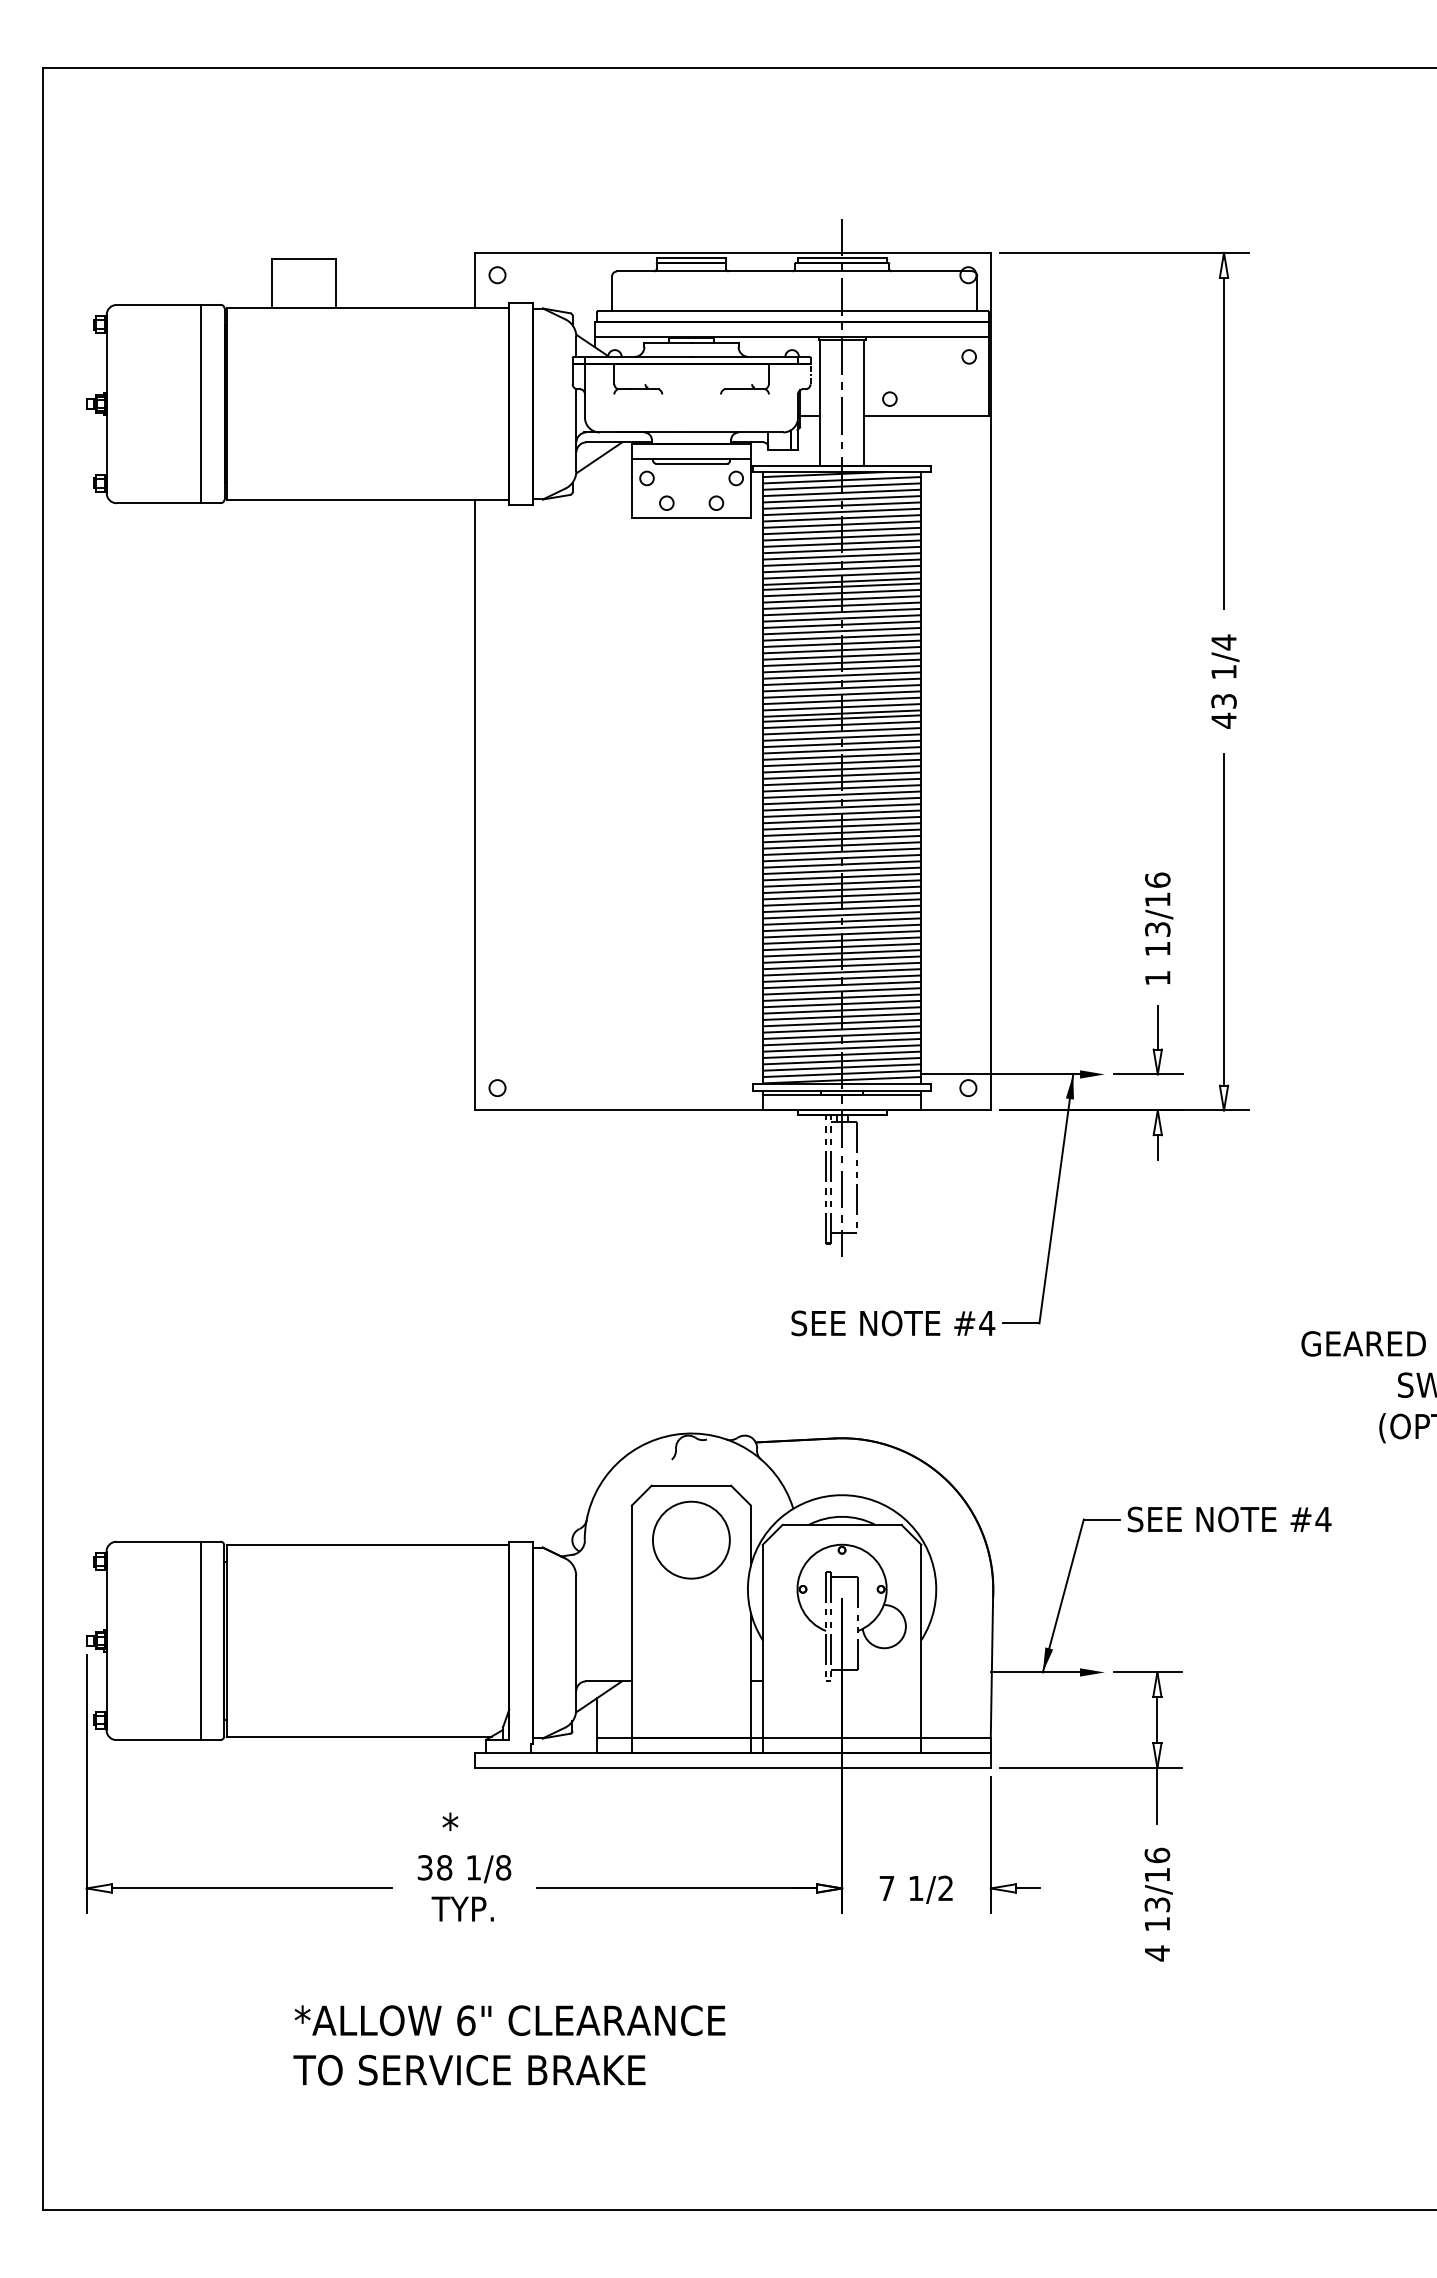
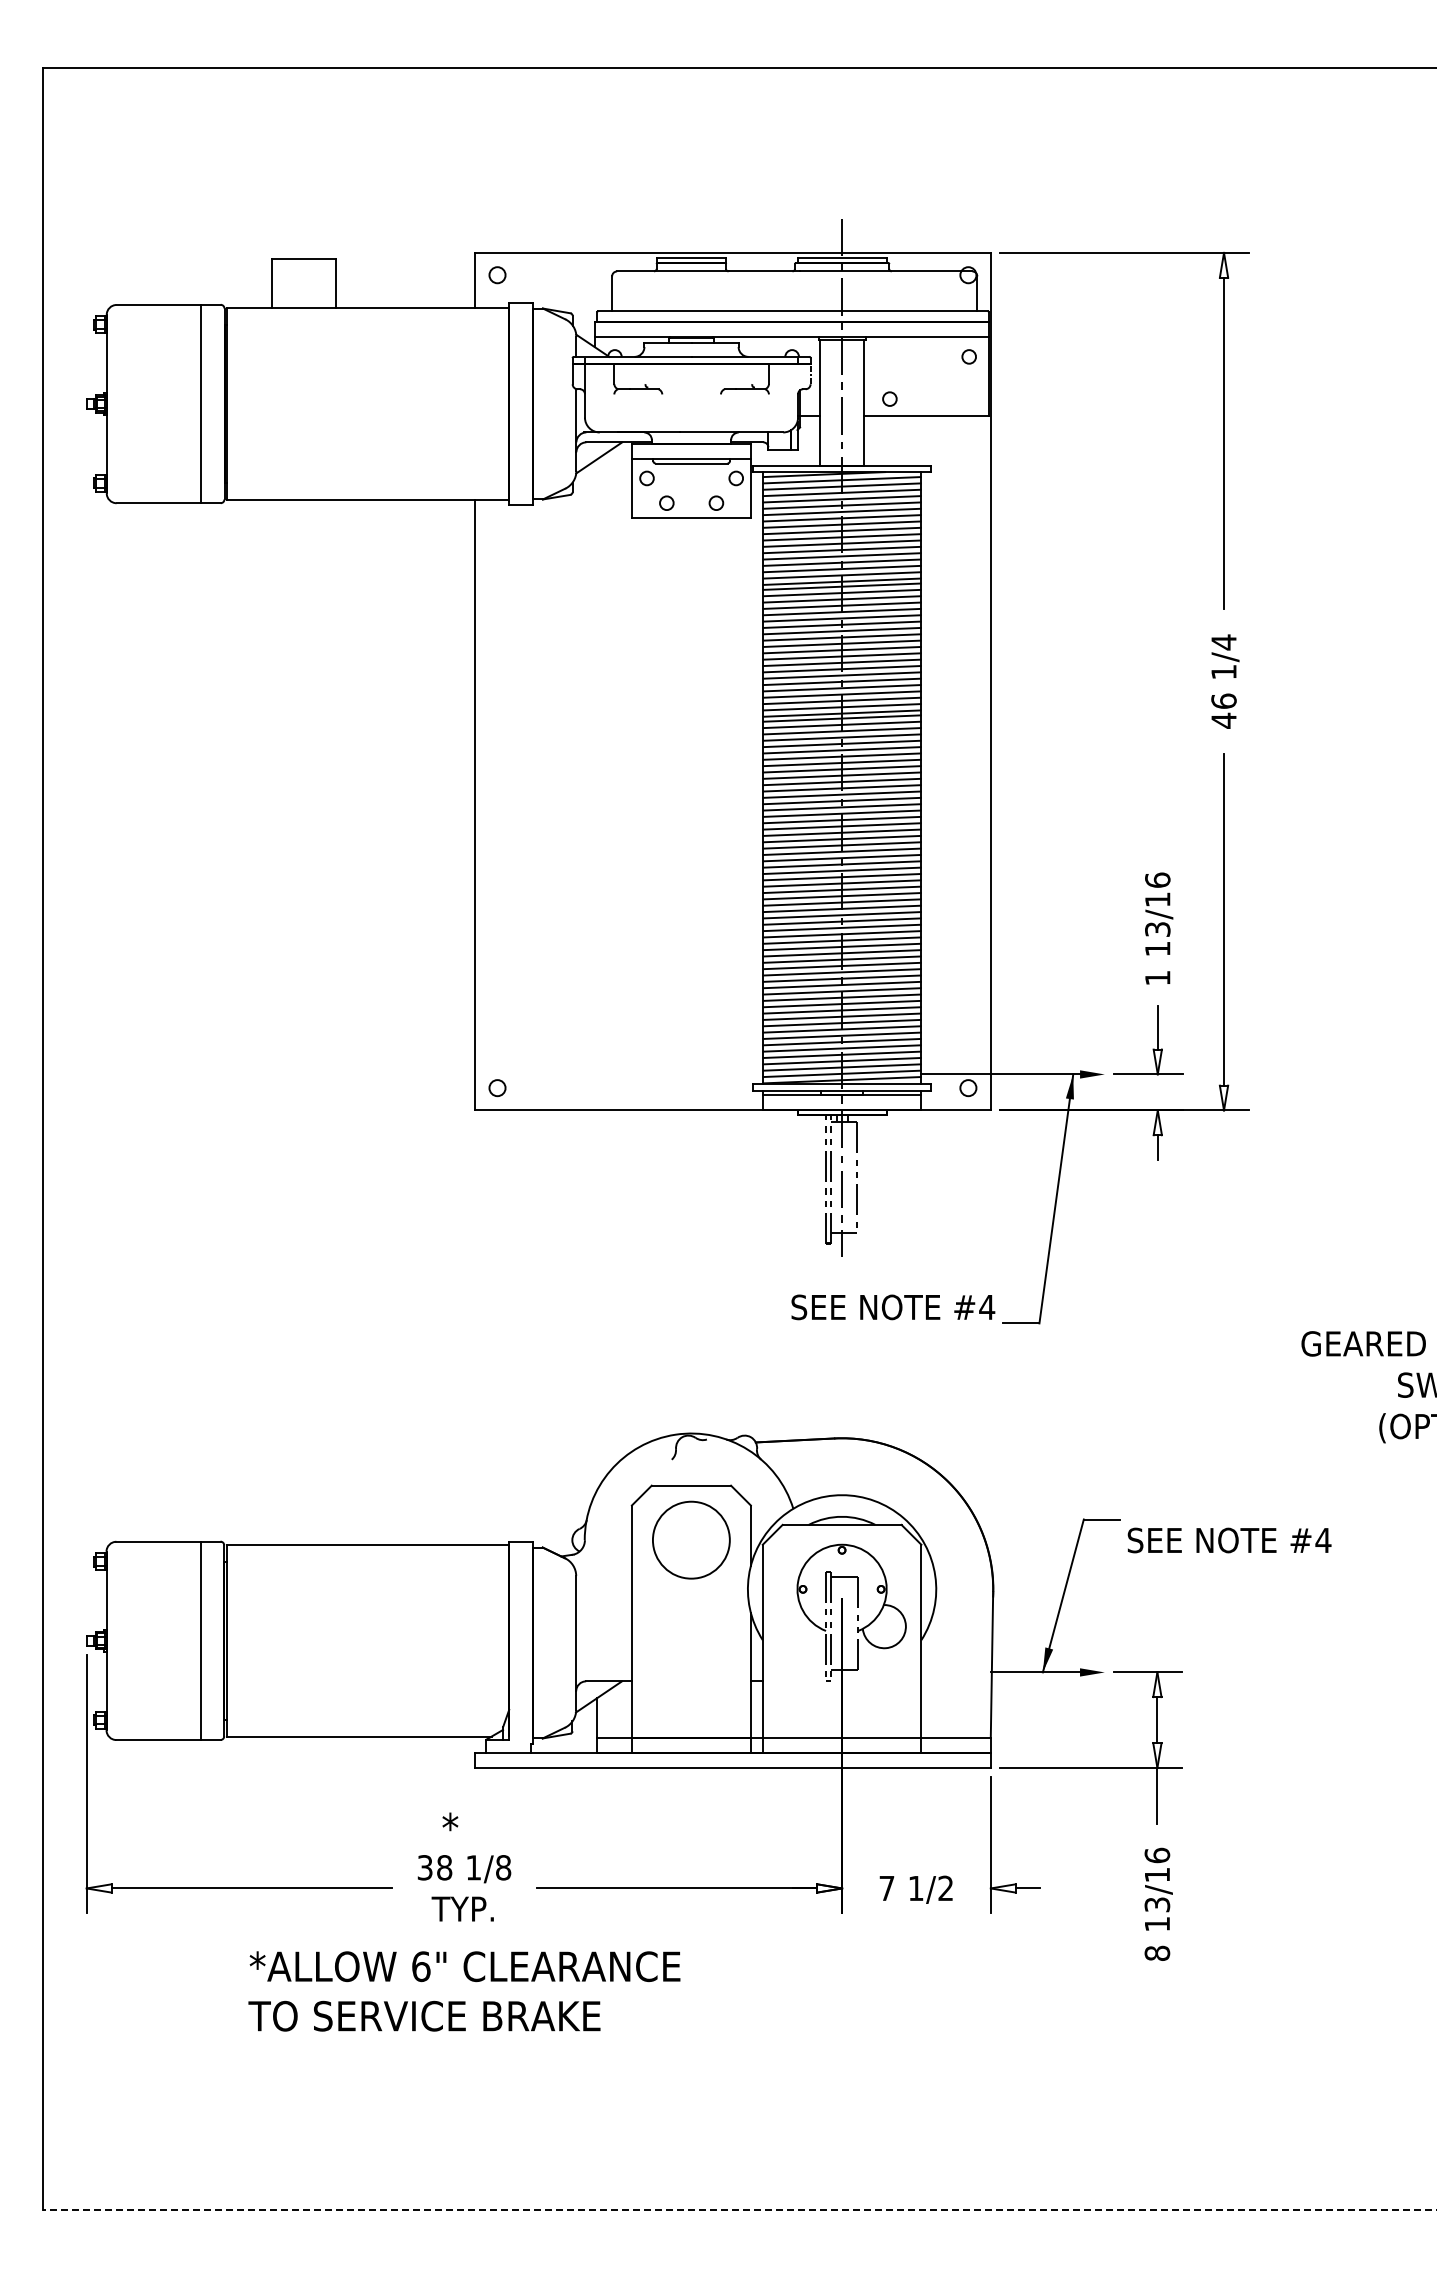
text: 43 -> 46 (1223, 700)
text position: (893, 1323) -> (893, 1307) (893, 1307)
text position: (1229, 1519) -> (1229, 1540) (1229, 1540)
text: 4 -> 8 (1157, 1953)
text position: (509, 2045) -> (464, 1991) (464, 1991)
line: solid -> dashed (739, 2209)
